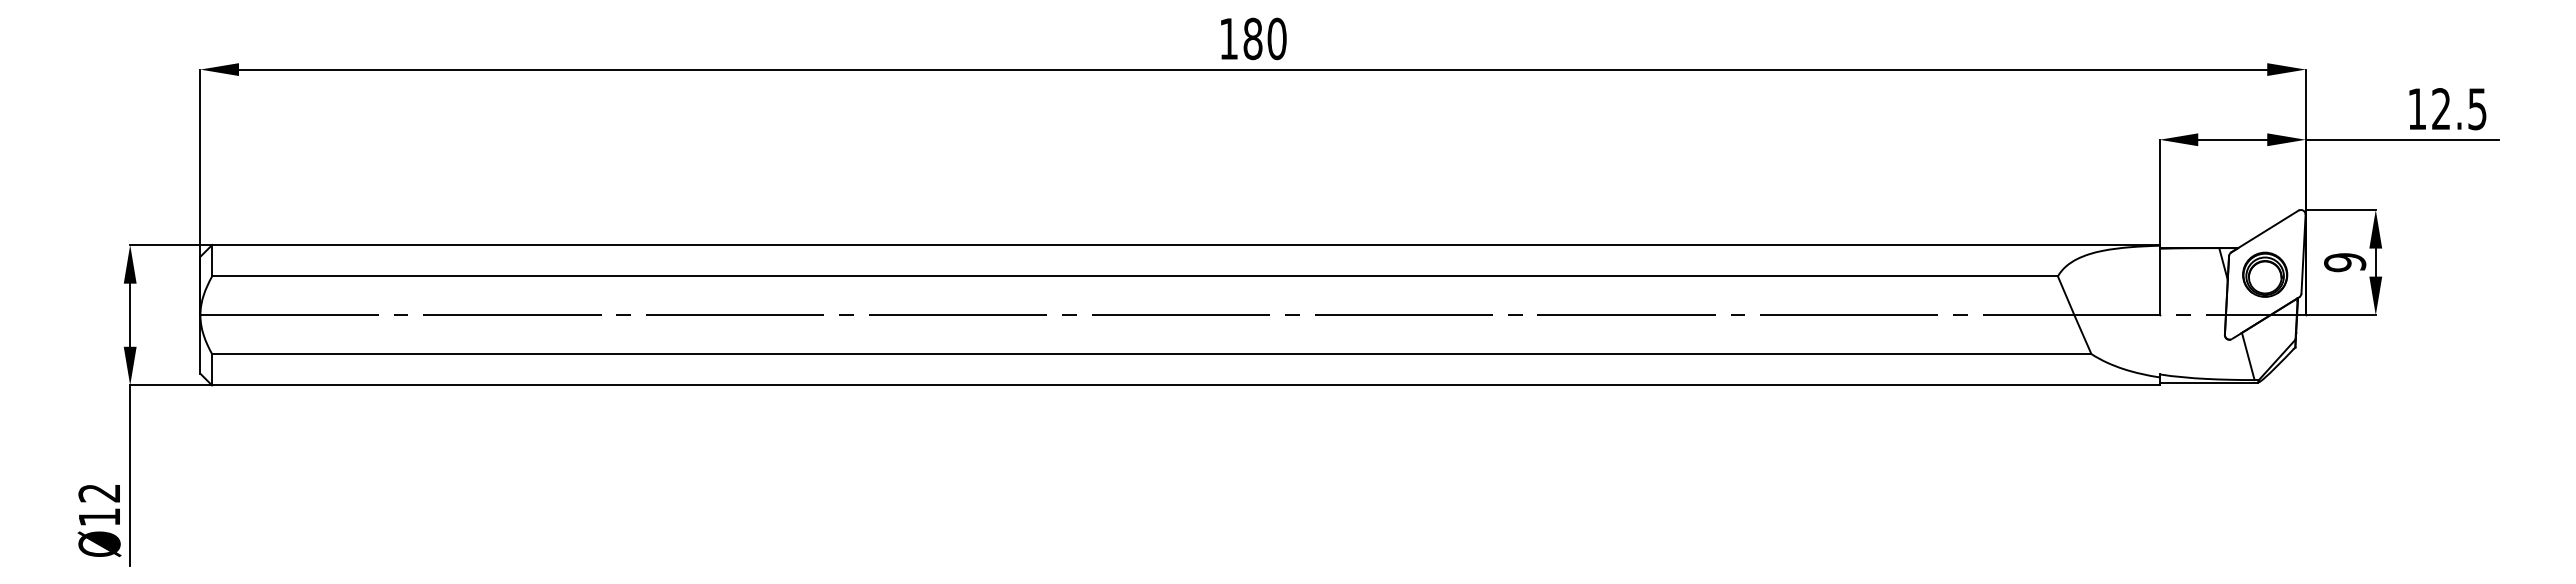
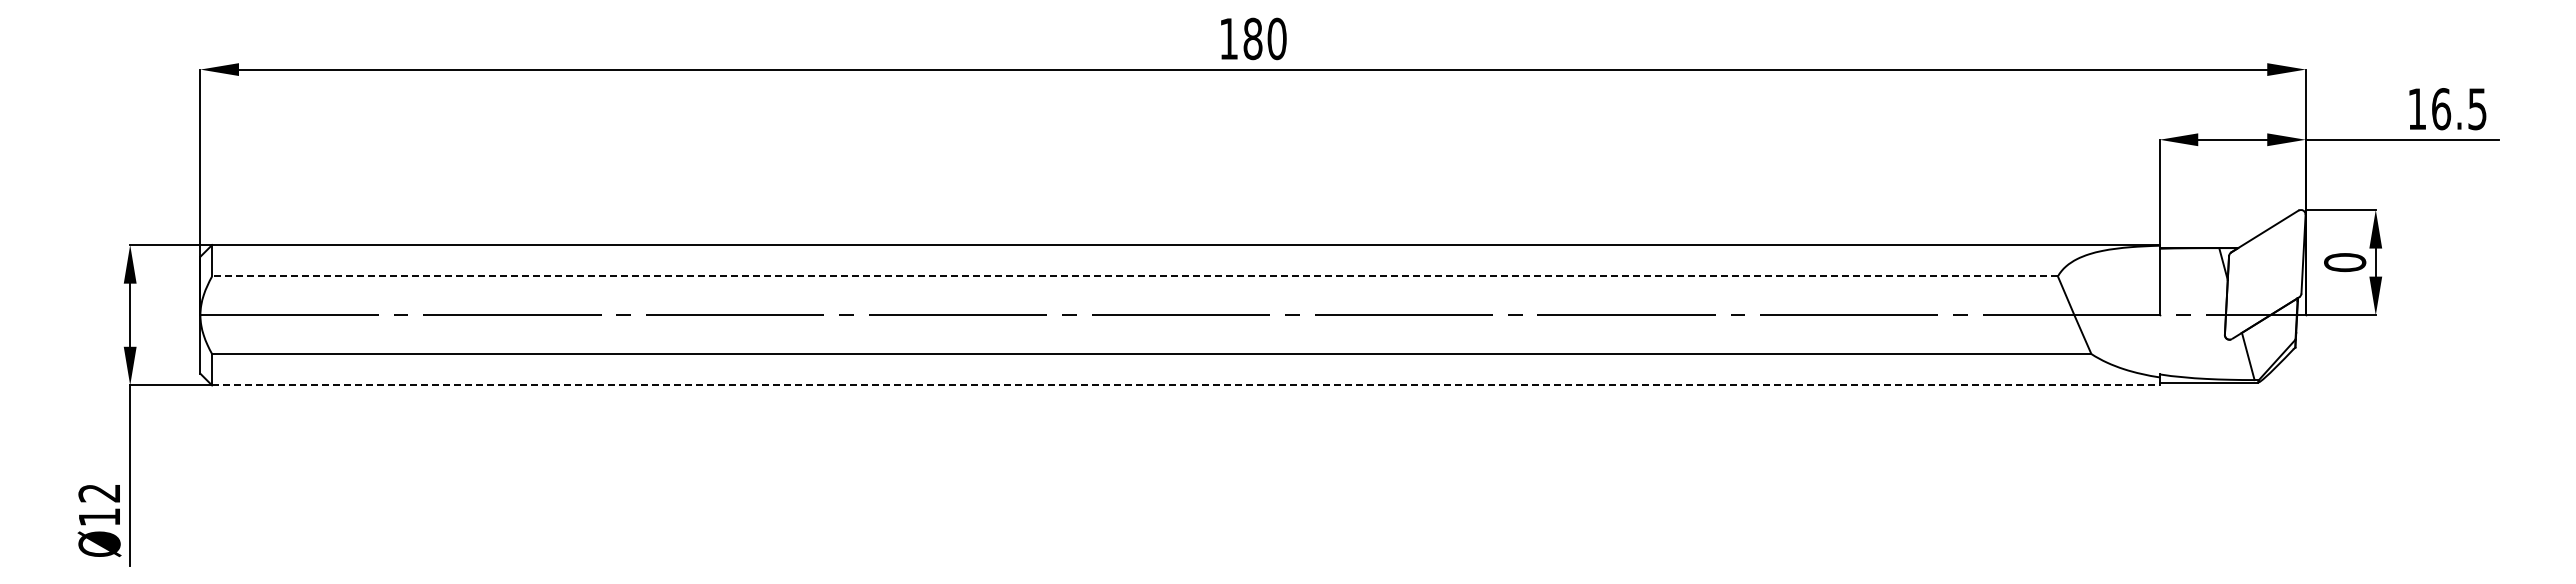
text: 12.5 -> 16.5 (2441, 109)
text: 9 -> 0 (2345, 262)
part: present -> none (2265, 274)
line: solid -> dashed (1135, 276)
line: solid -> dashed (1185, 385)
